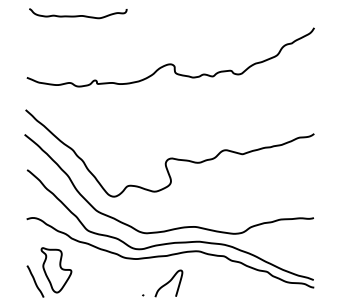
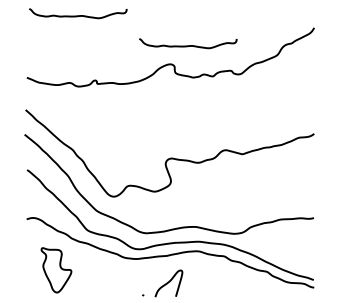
curve: none -> present (188, 45)
line: present -> none (35, 281)
